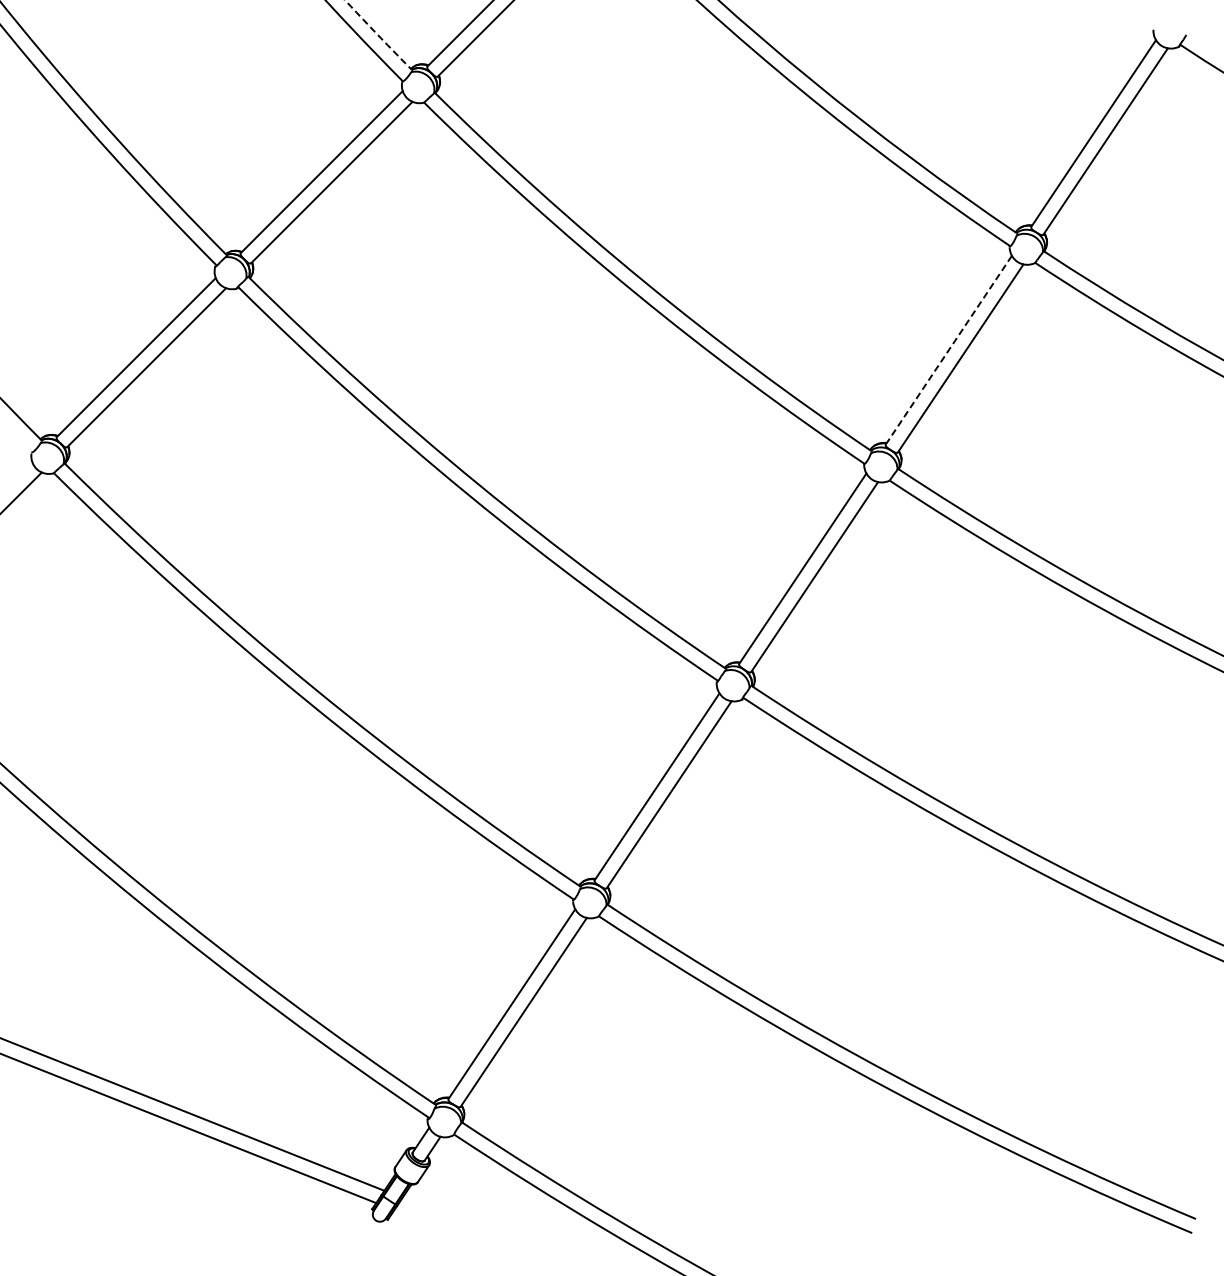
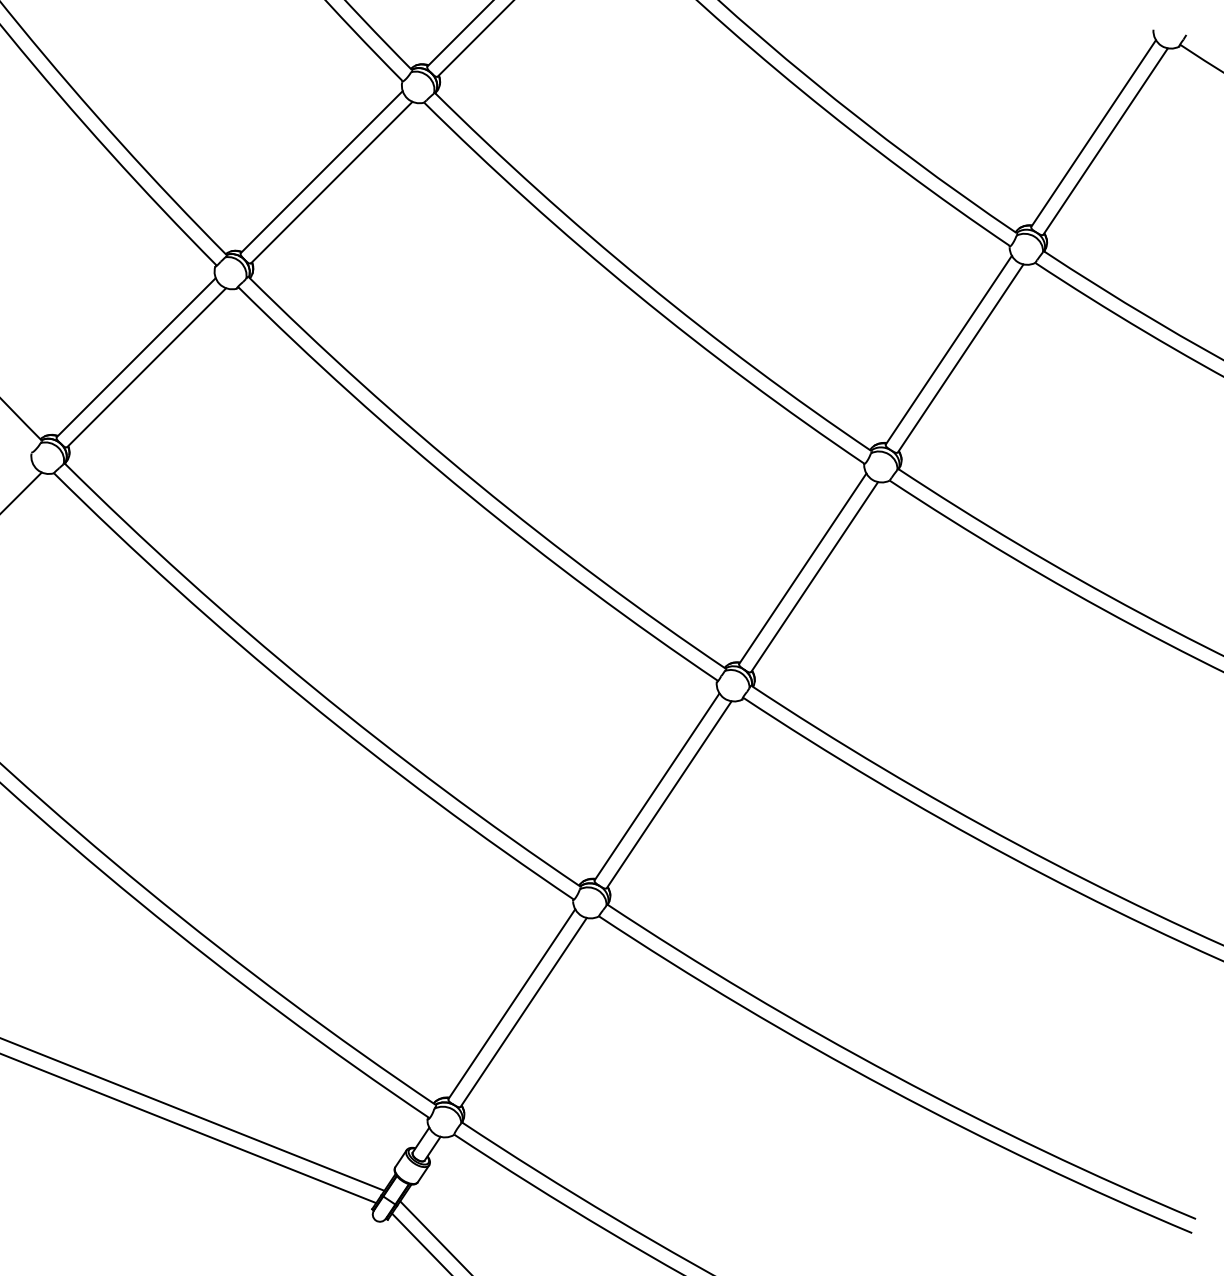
arc: dashed -> solid (378, 34)
line: dashed -> solid (948, 350)
line: none -> present (434, 1236)
line: none -> present (420, 1242)
